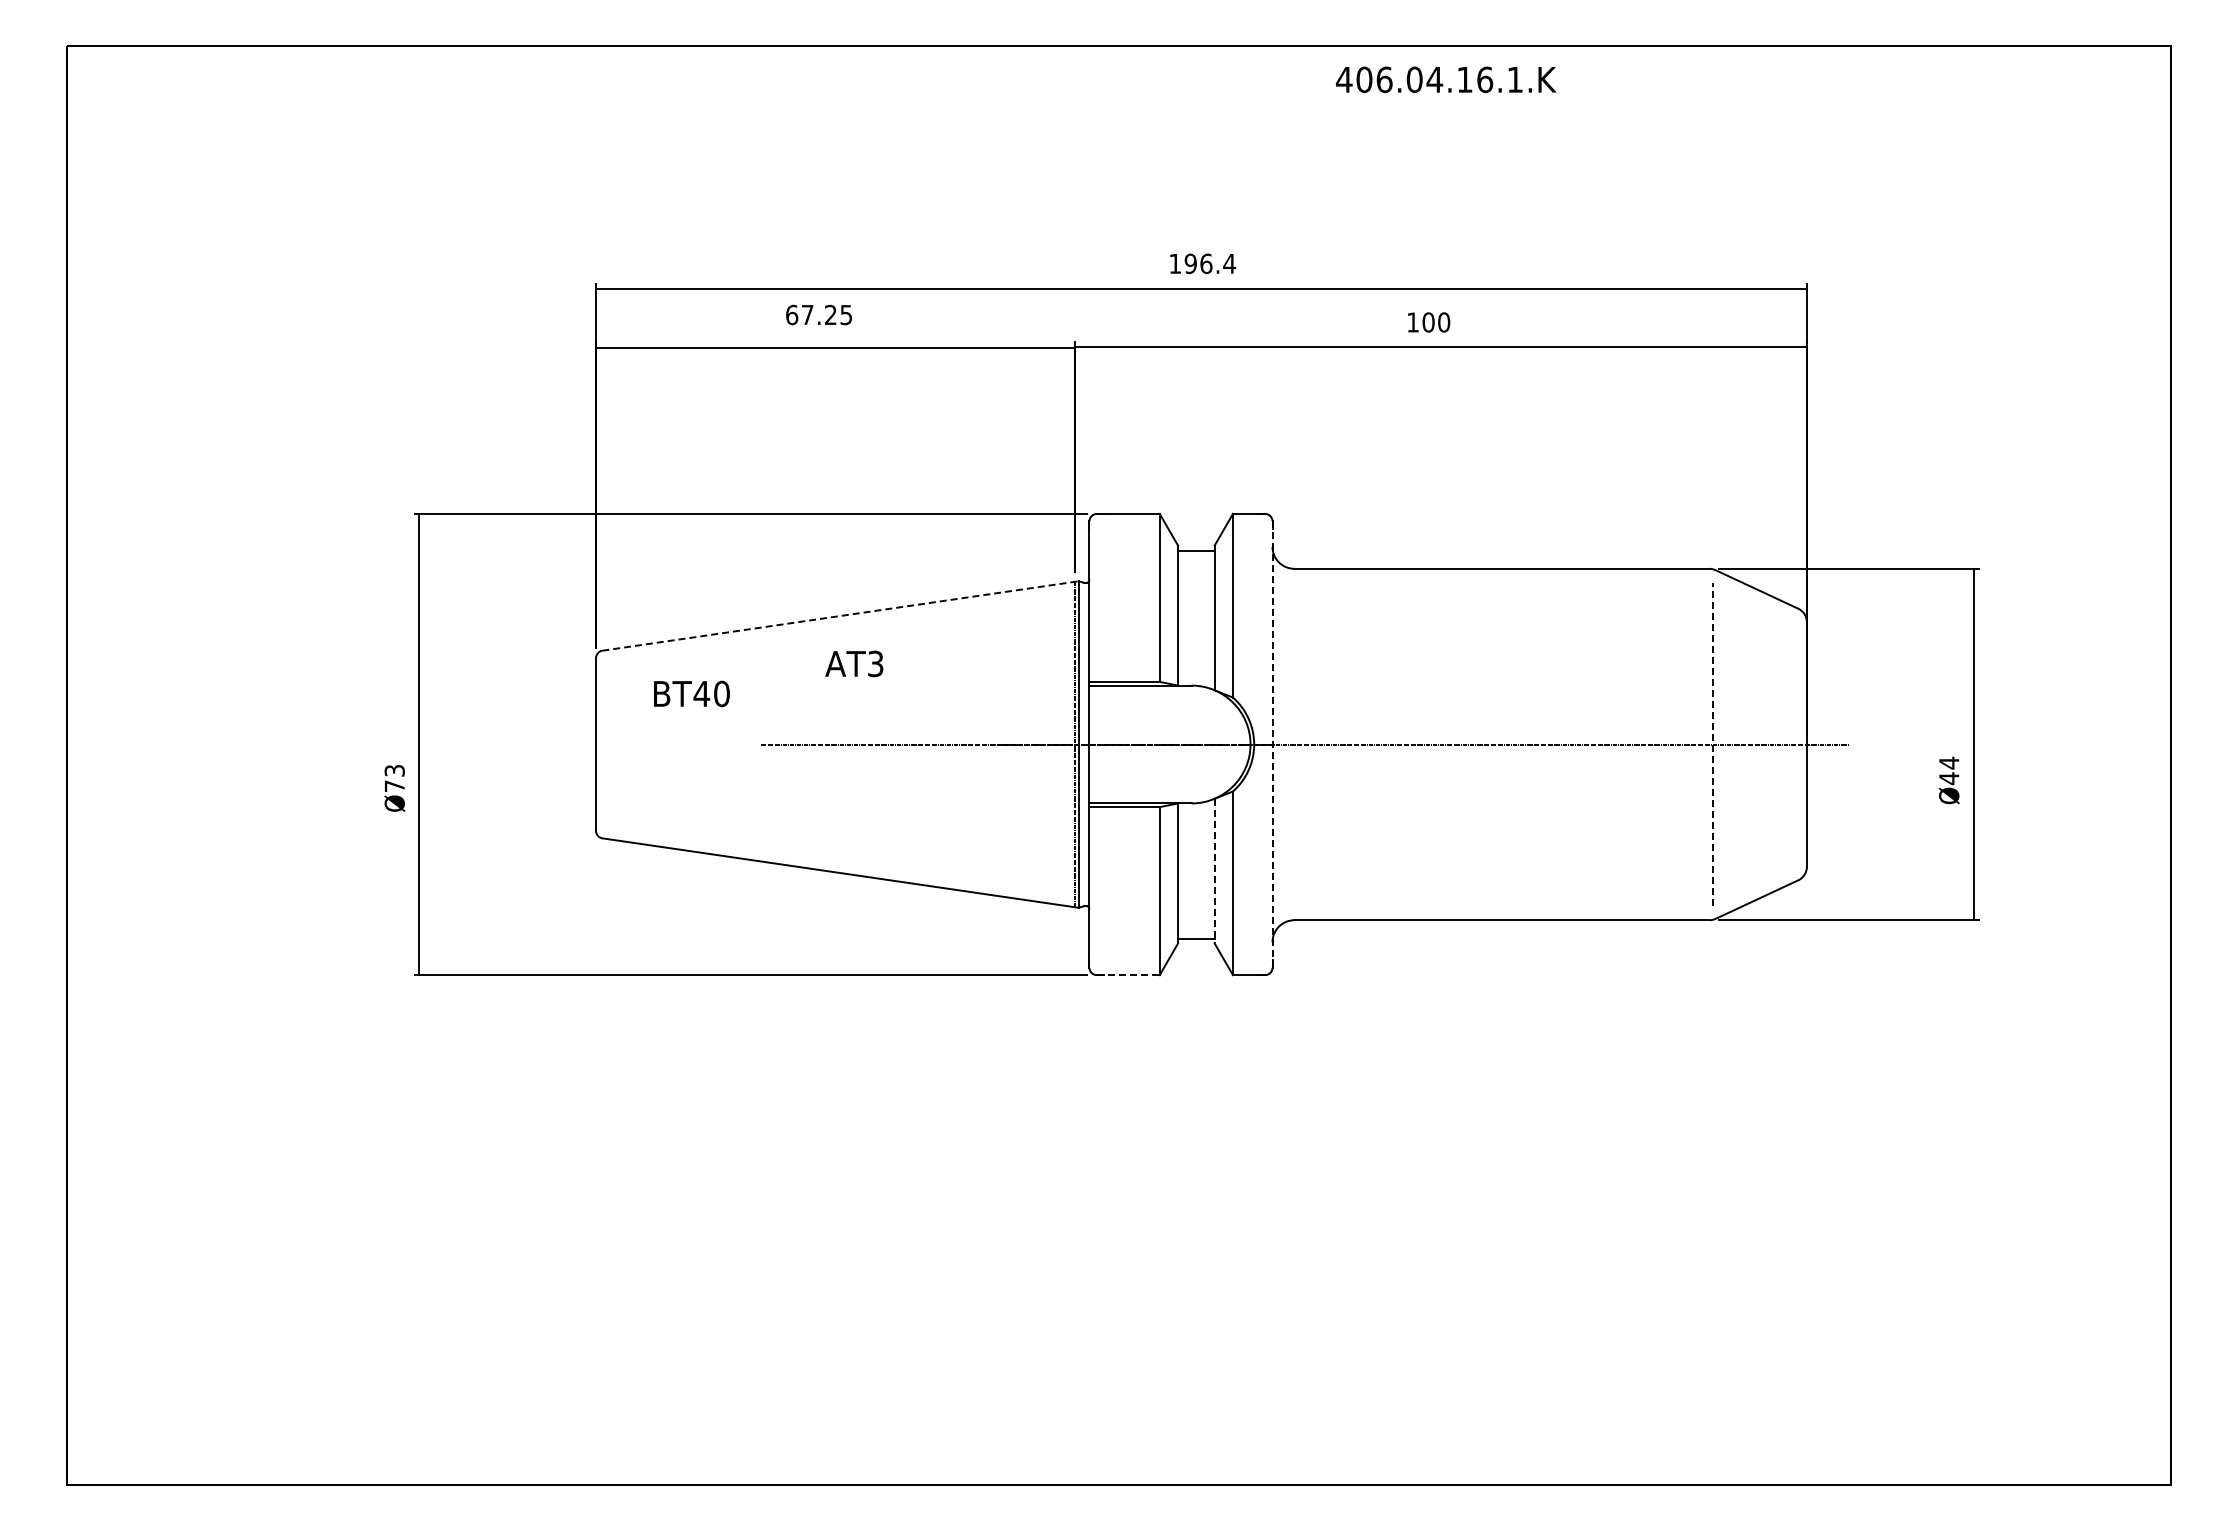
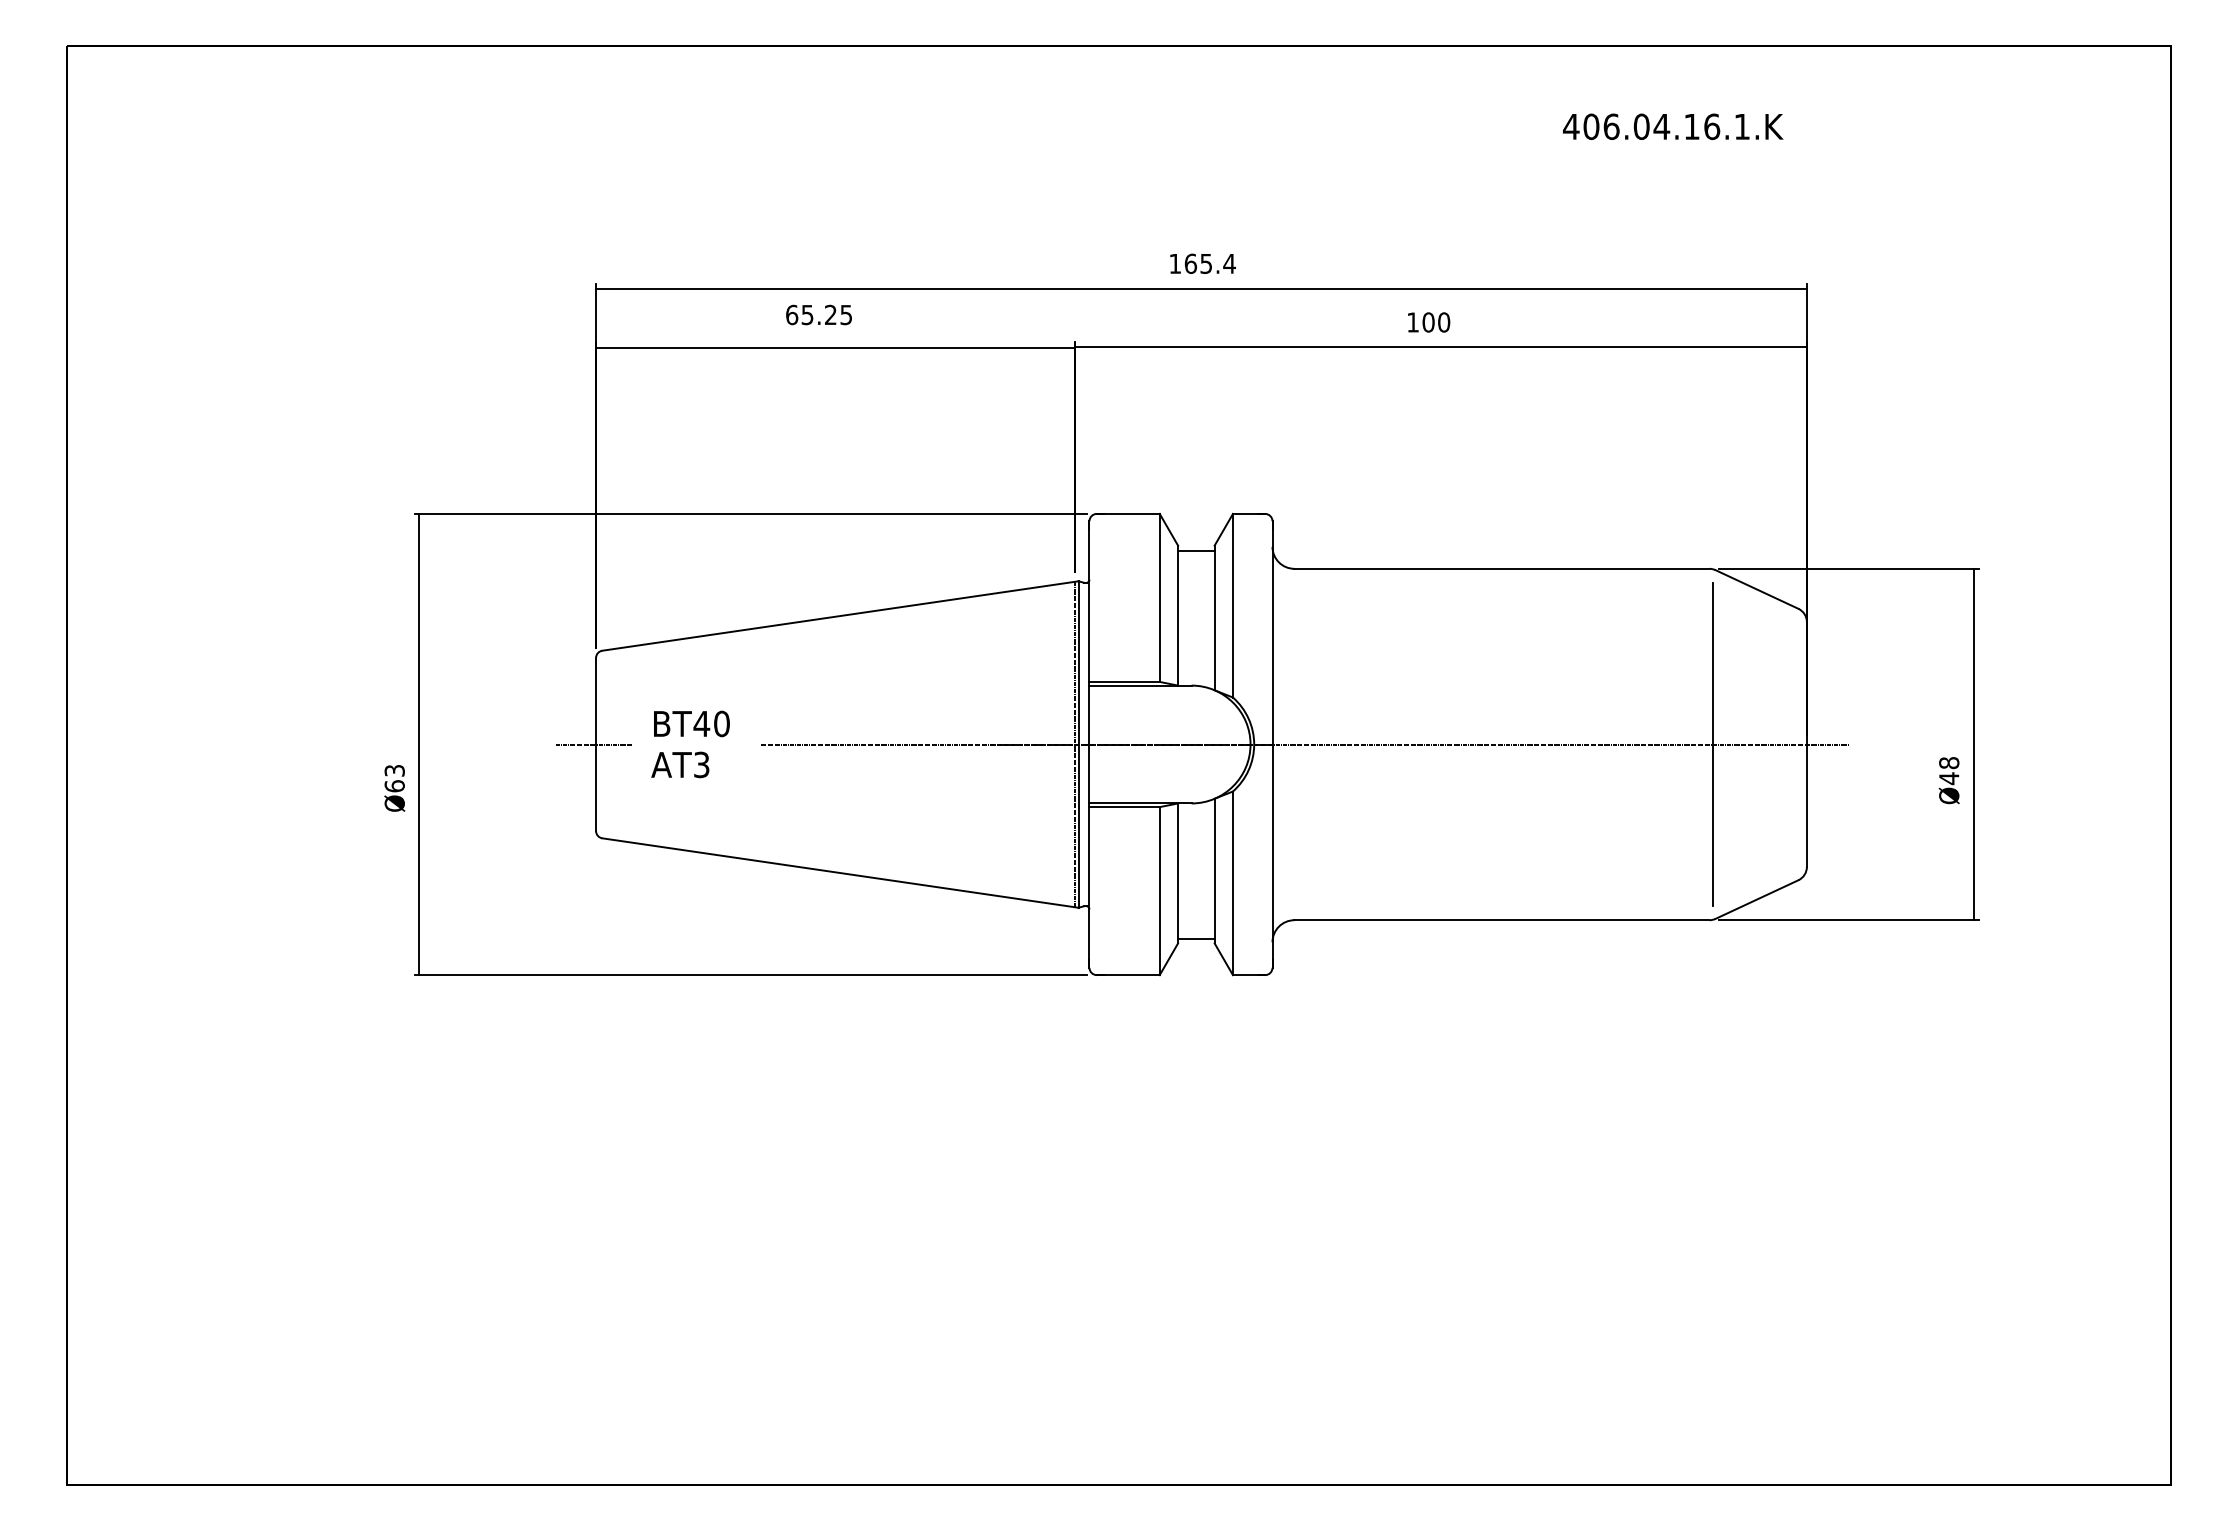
text position: (1446, 79) -> (1673, 126) (1673, 126)
text: 196.4 -> 165.4 (1198, 263)
text: 67.25 -> 65.25 (807, 315)
line: dashed -> solid (840, 616)
text position: (854, 663) -> (680, 764) (680, 764)
text position: (691, 693) -> (691, 723) (691, 723)
line: none -> present (594, 744)
line: dashed -> solid (1712, 744)
line: dashed -> solid (1272, 745)
text: Ø44 -> Ø48 (1949, 762)
text: Ø73 -> Ø63 (394, 786)
line: dashed -> solid (1214, 871)
line: dashed -> solid (1128, 975)
